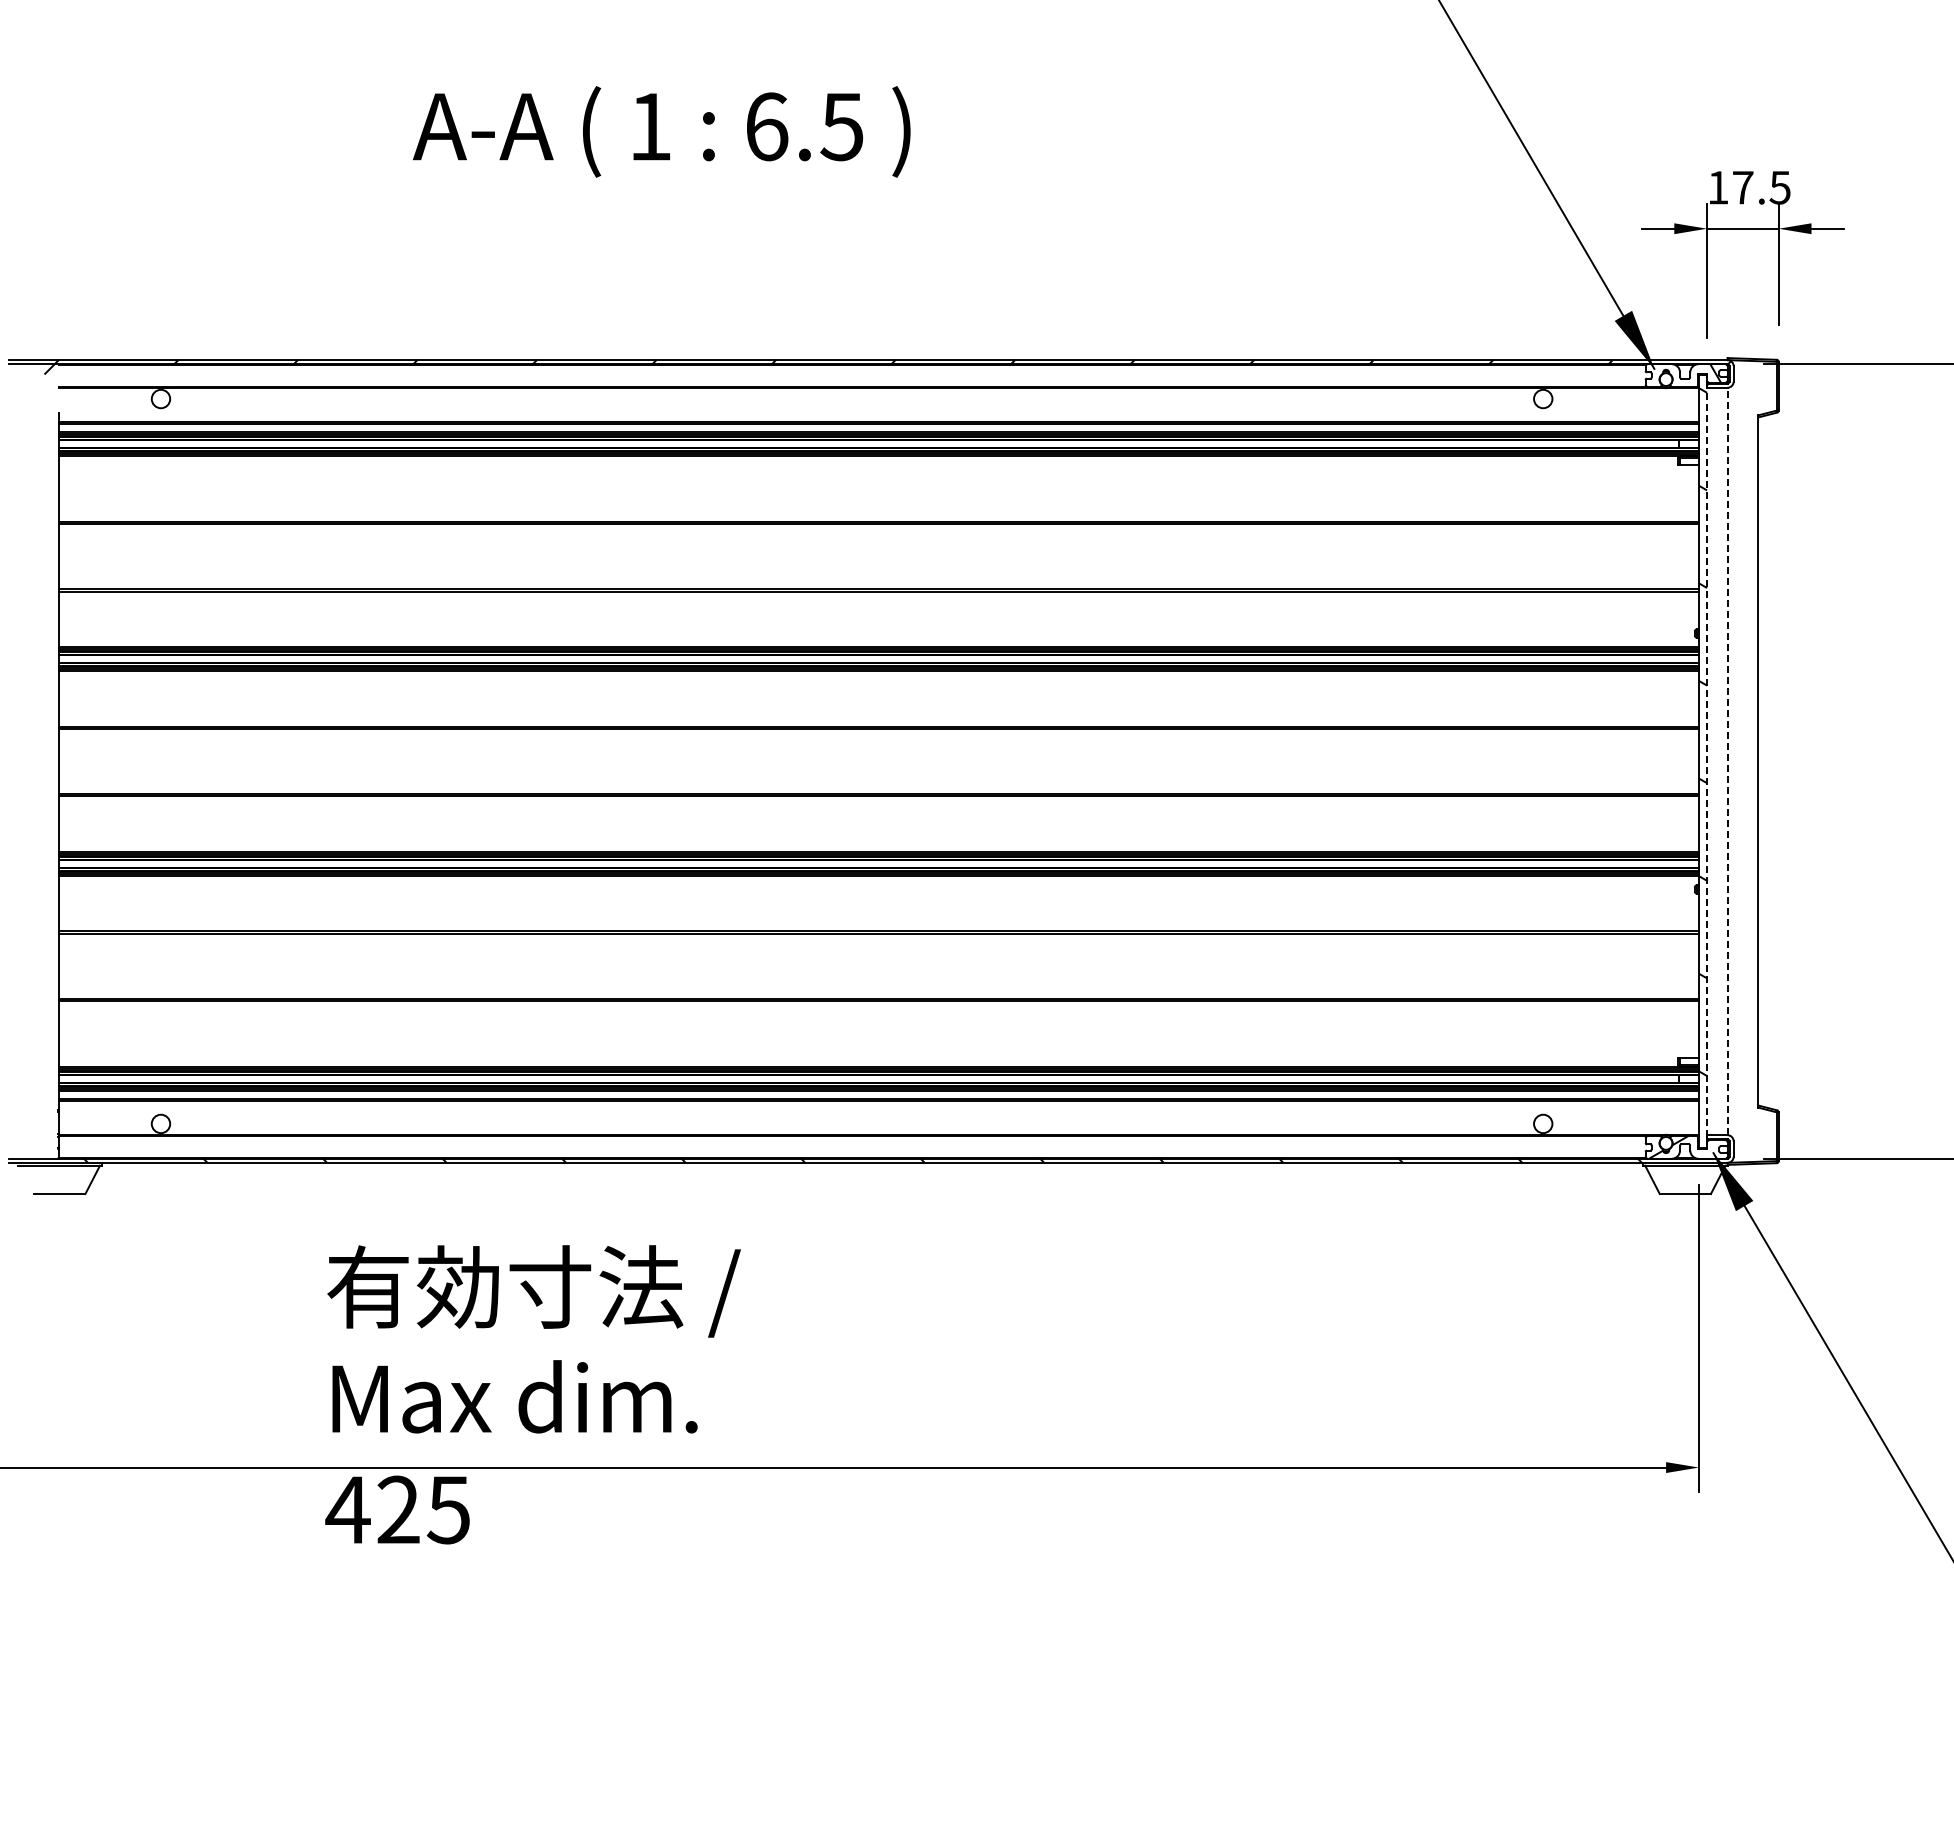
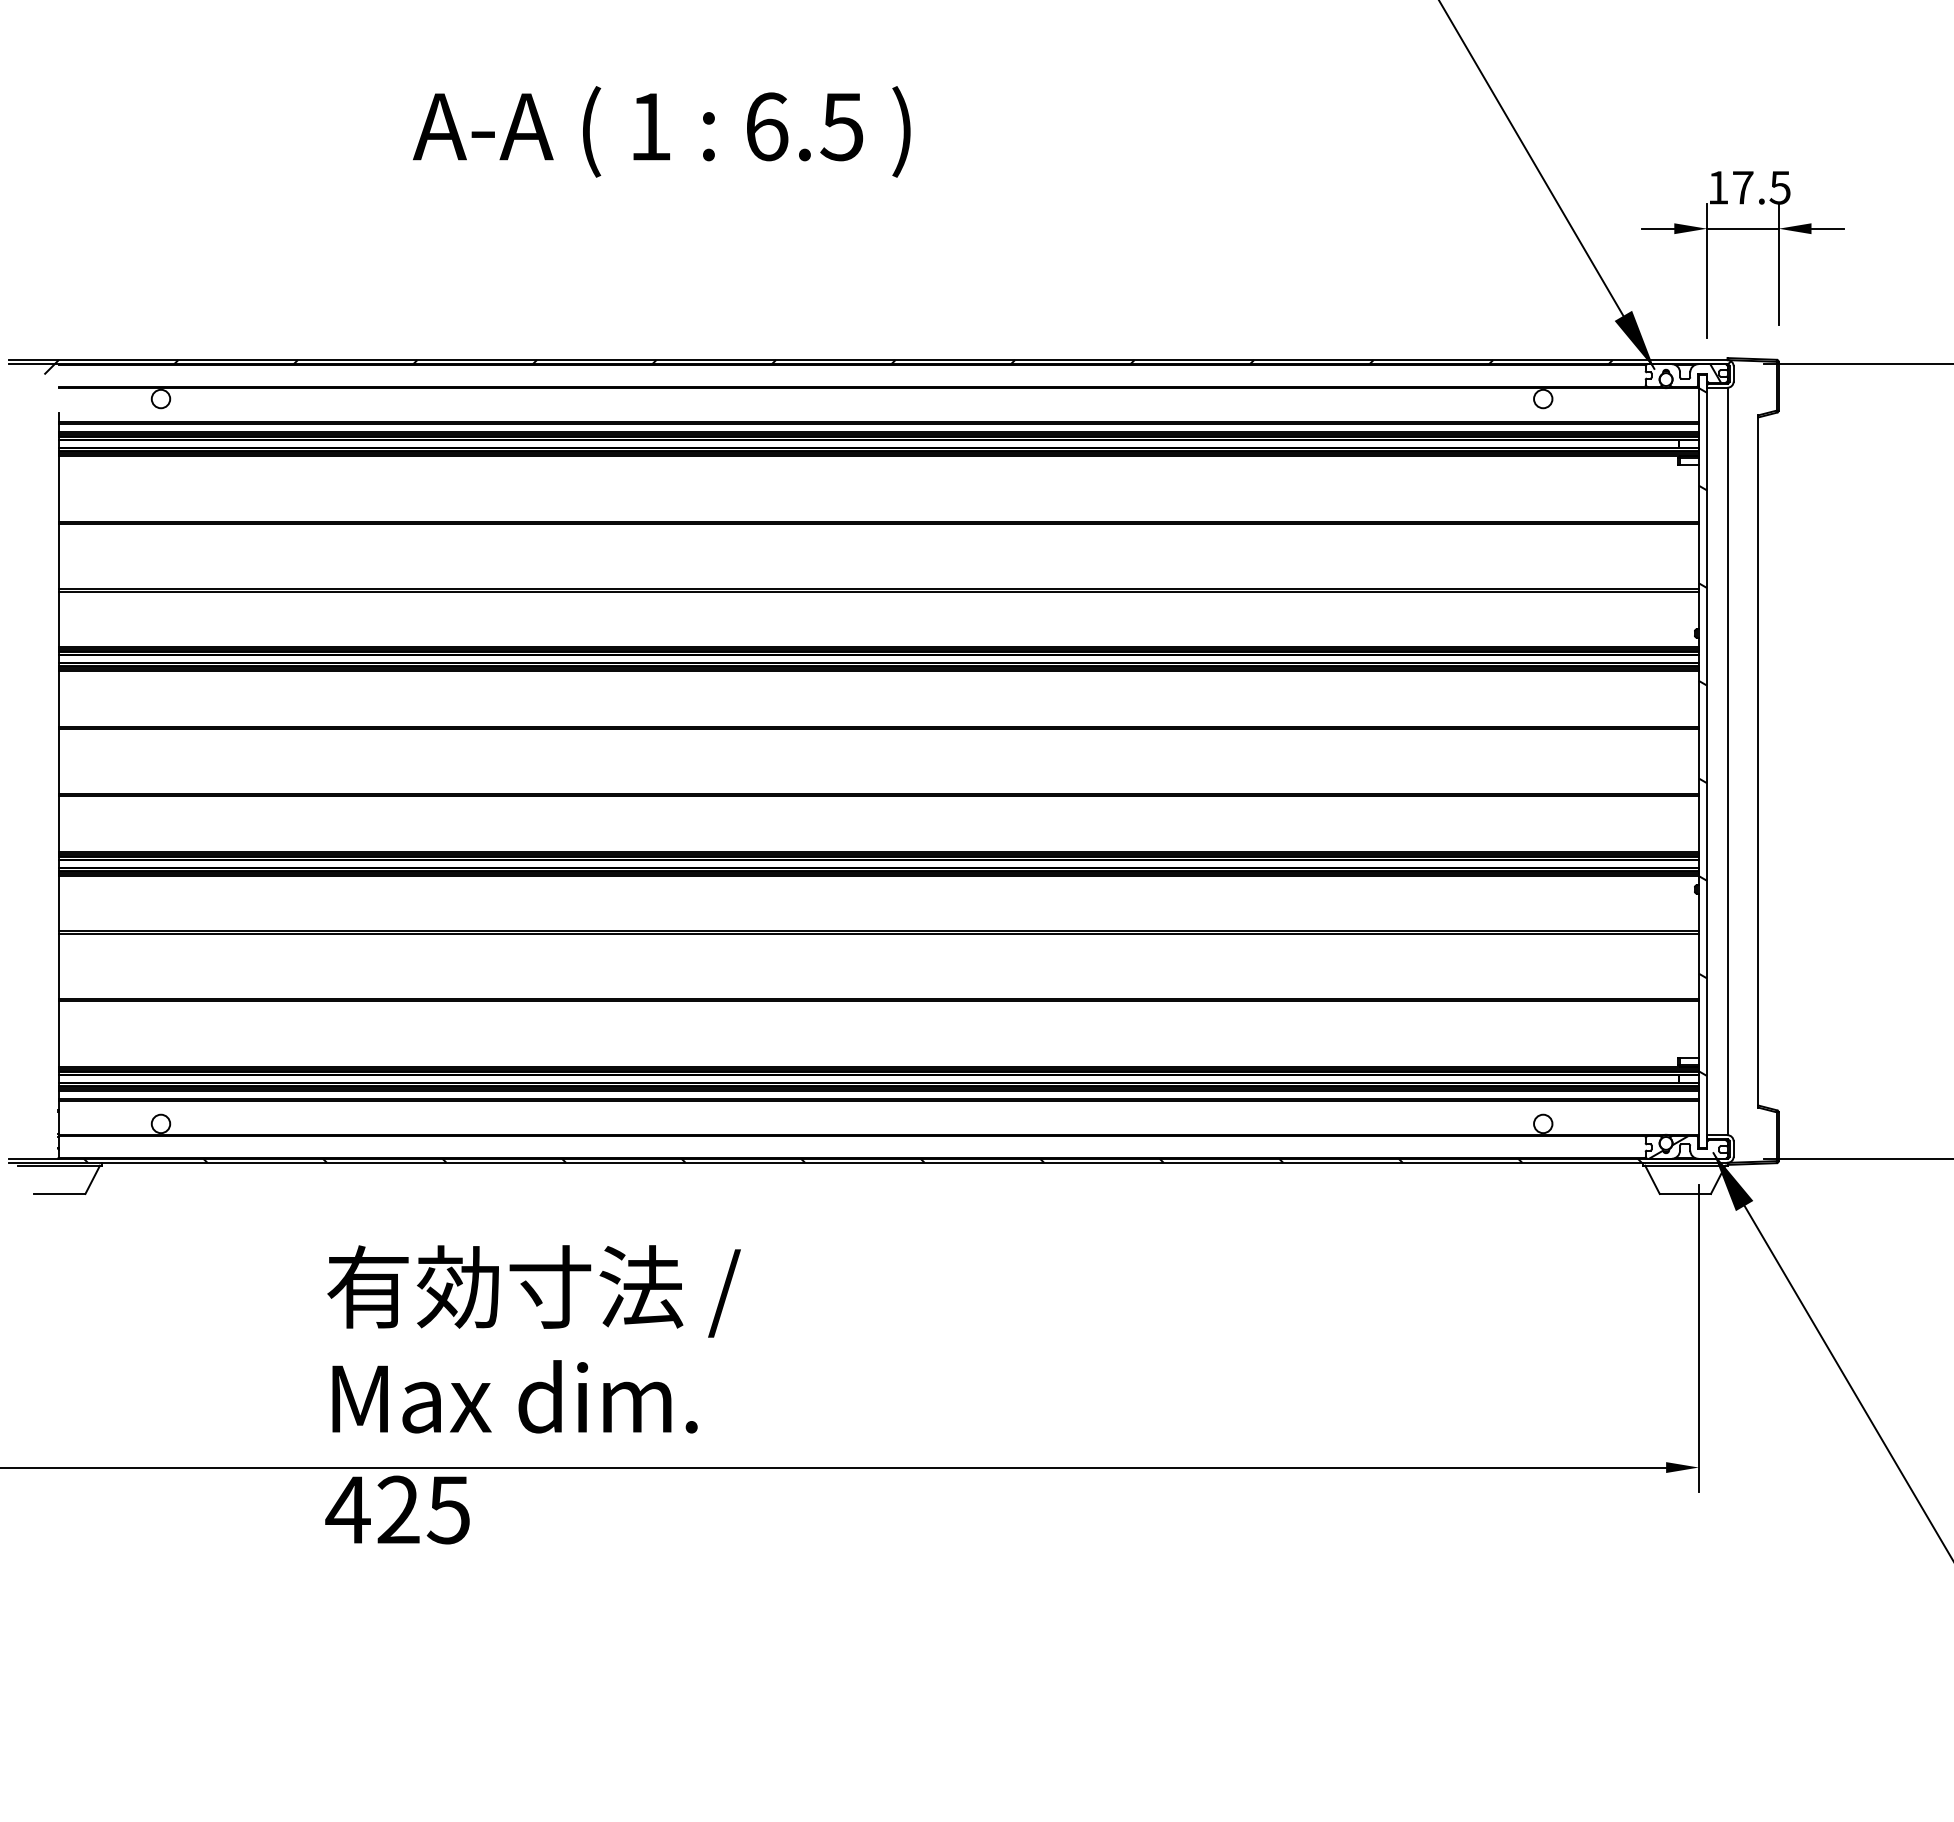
line: dashed -> solid (1707, 761)
line: dashed -> solid (1727, 761)
